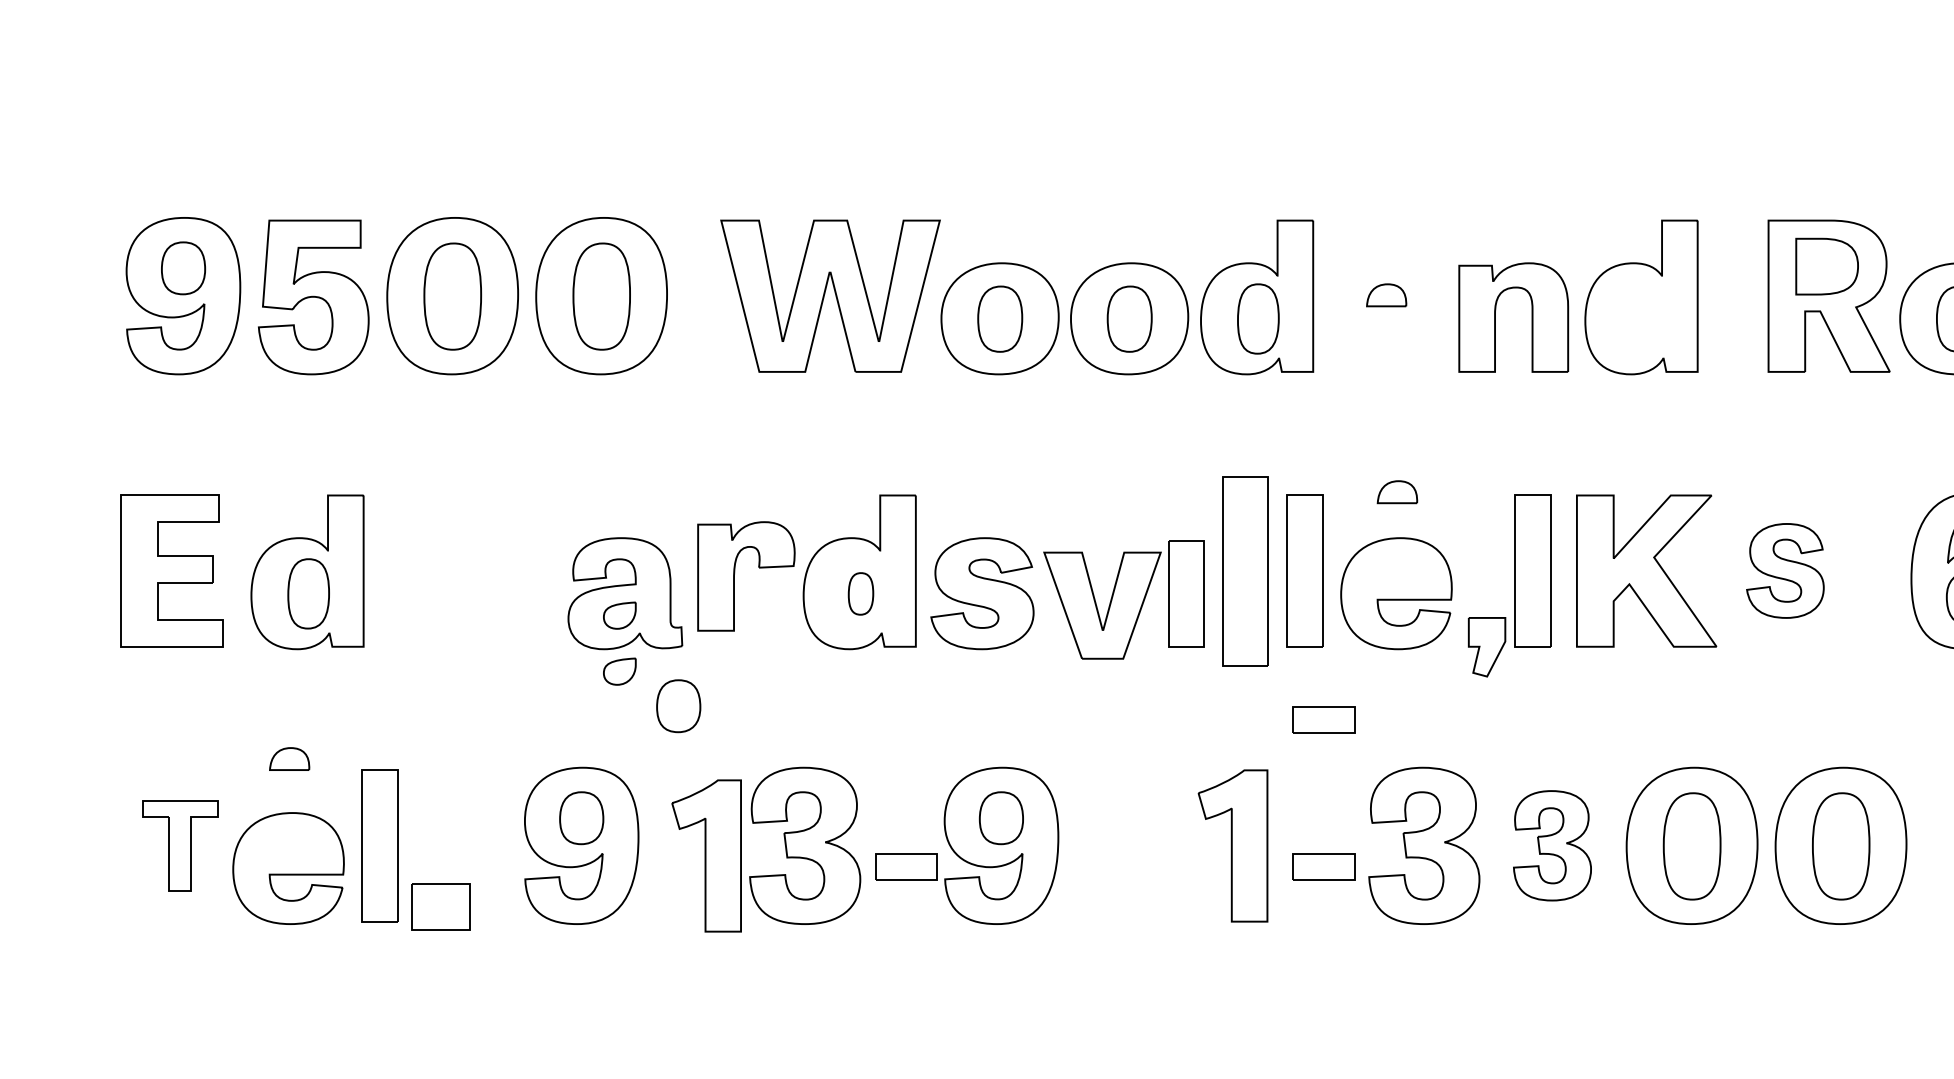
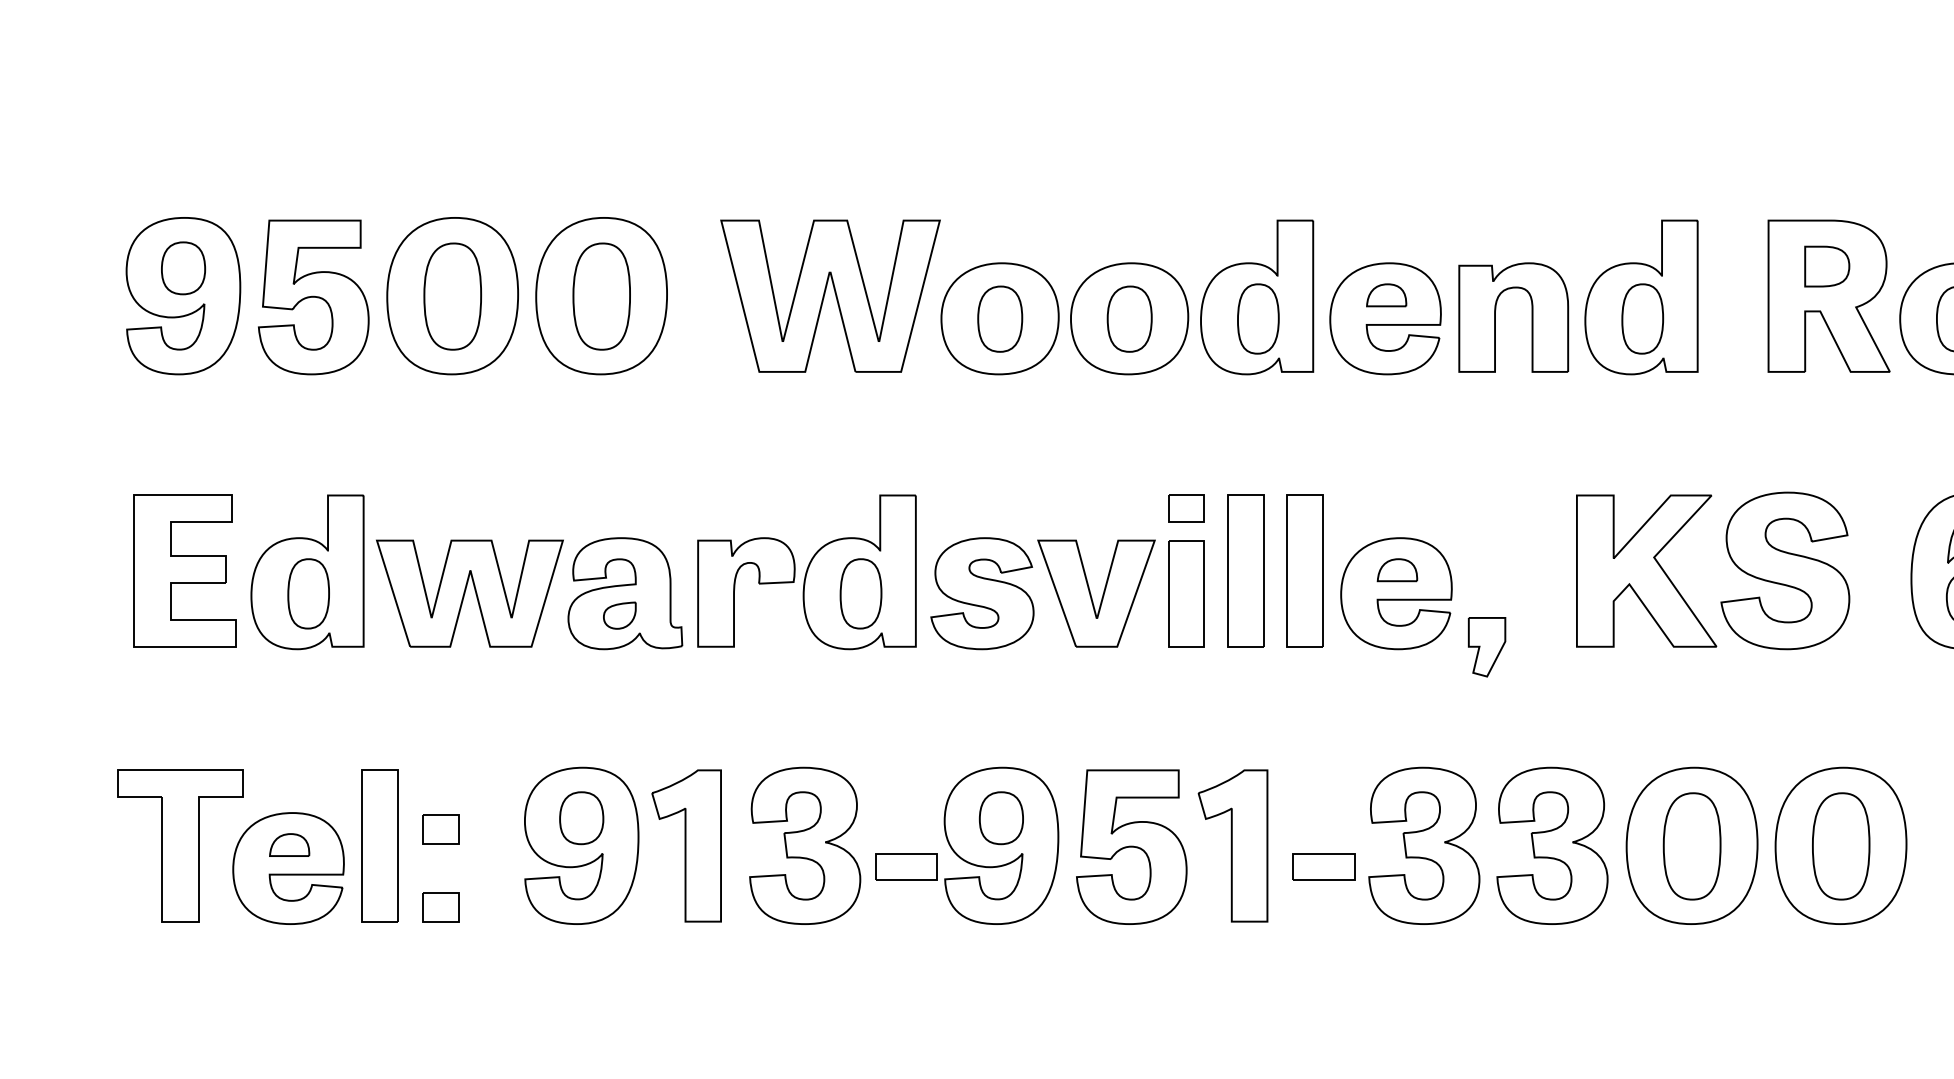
part size: 64x59 px -> 47x43 px (1827, 266)
part: none -> present (1385, 318)
part: none -> present (1642, 318)
part position: (1397, 492) -> (1397, 570) (1397, 570)
part: none -> present (1186, 508)
part position: (171, 570) -> (184, 570) (184, 570)
part: present -> none (1532, 570)
part size: 79x96 px -> 131x160 px (1785, 570)
part size: 47x191 px -> 38x154 px (1245, 570)
part position: (735, 573) -> (735, 589) (735, 589)
part: none -> present (469, 593)
part size: 28x44 px -> 44x72 px (860, 593)
part position: (1102, 605) -> (1096, 593) (1096, 593)
part: present -> none (619, 671)
part: present -> none (678, 706)
part: present -> none (1323, 719)
part position: (289, 758) -> (289, 844) (289, 844)
part: none -> present (440, 829)
part size: 77x92 px -> 127x154 px (180, 845)
part size: 79x112 px -> 113x159 px (1552, 845)
part: none -> present (1131, 846)
part position: (706, 855) -> (686, 845) (686, 845)
part size: 60x48 px -> 38x31 px (440, 907)
